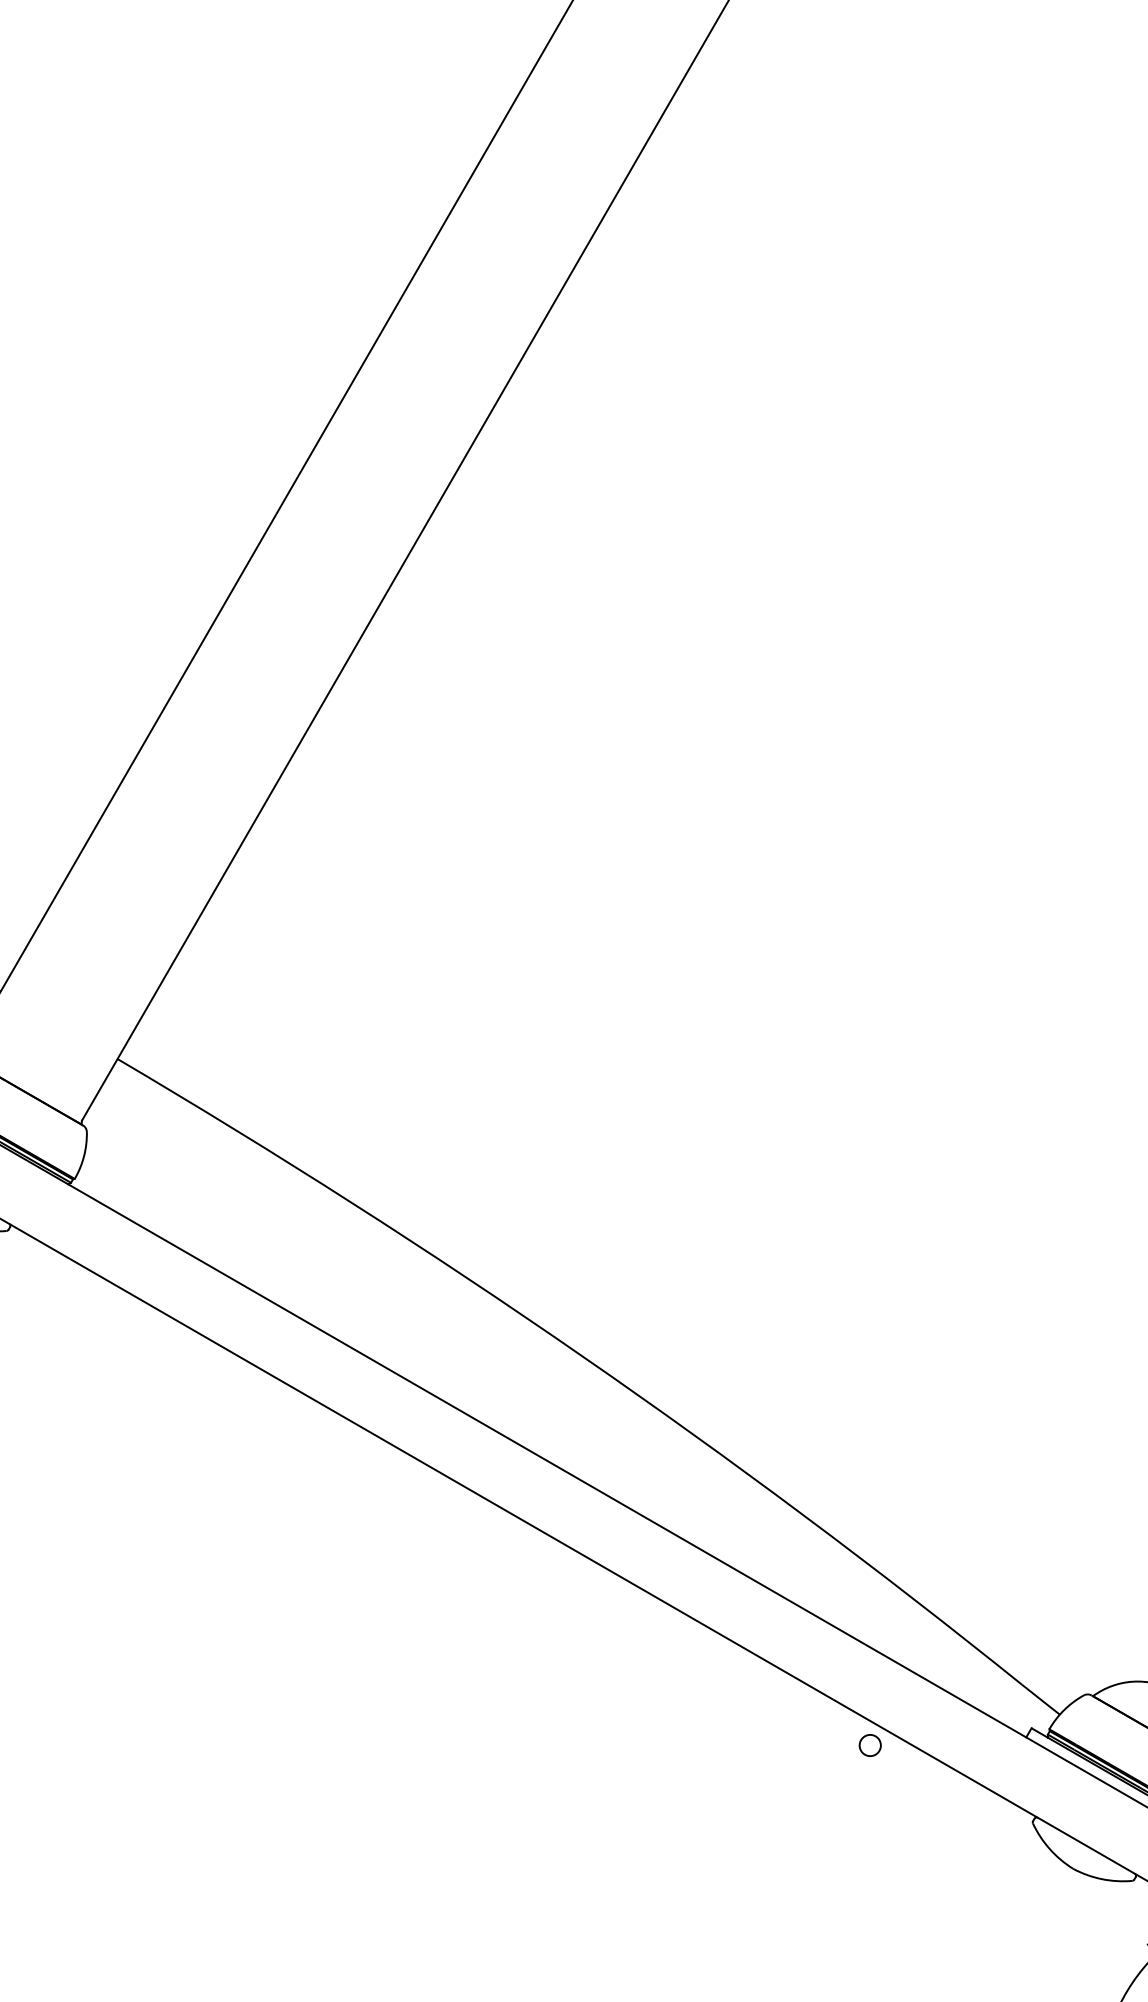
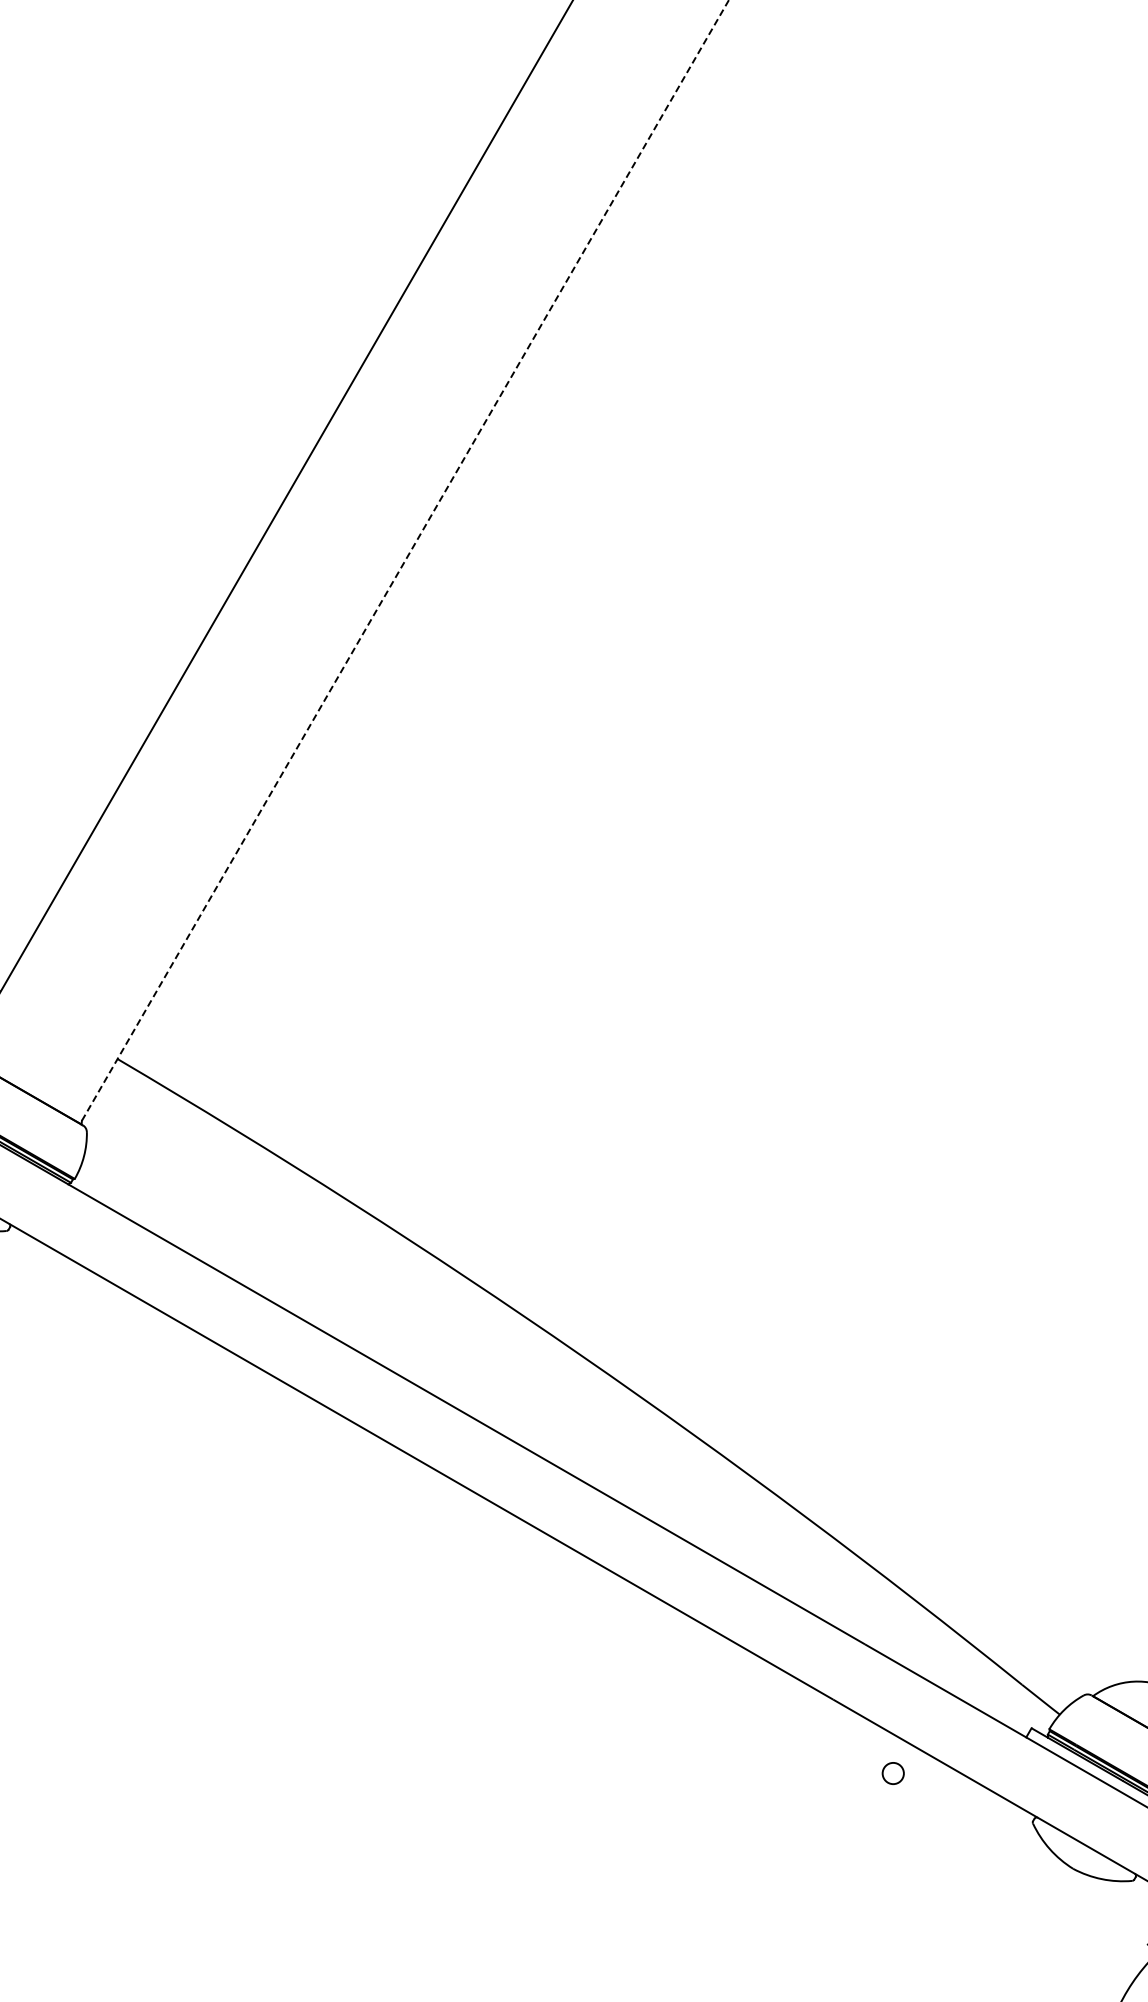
line: solid -> dashed (405, 560)
circle position: (869, 1745) -> (892, 1773) (892, 1773)
